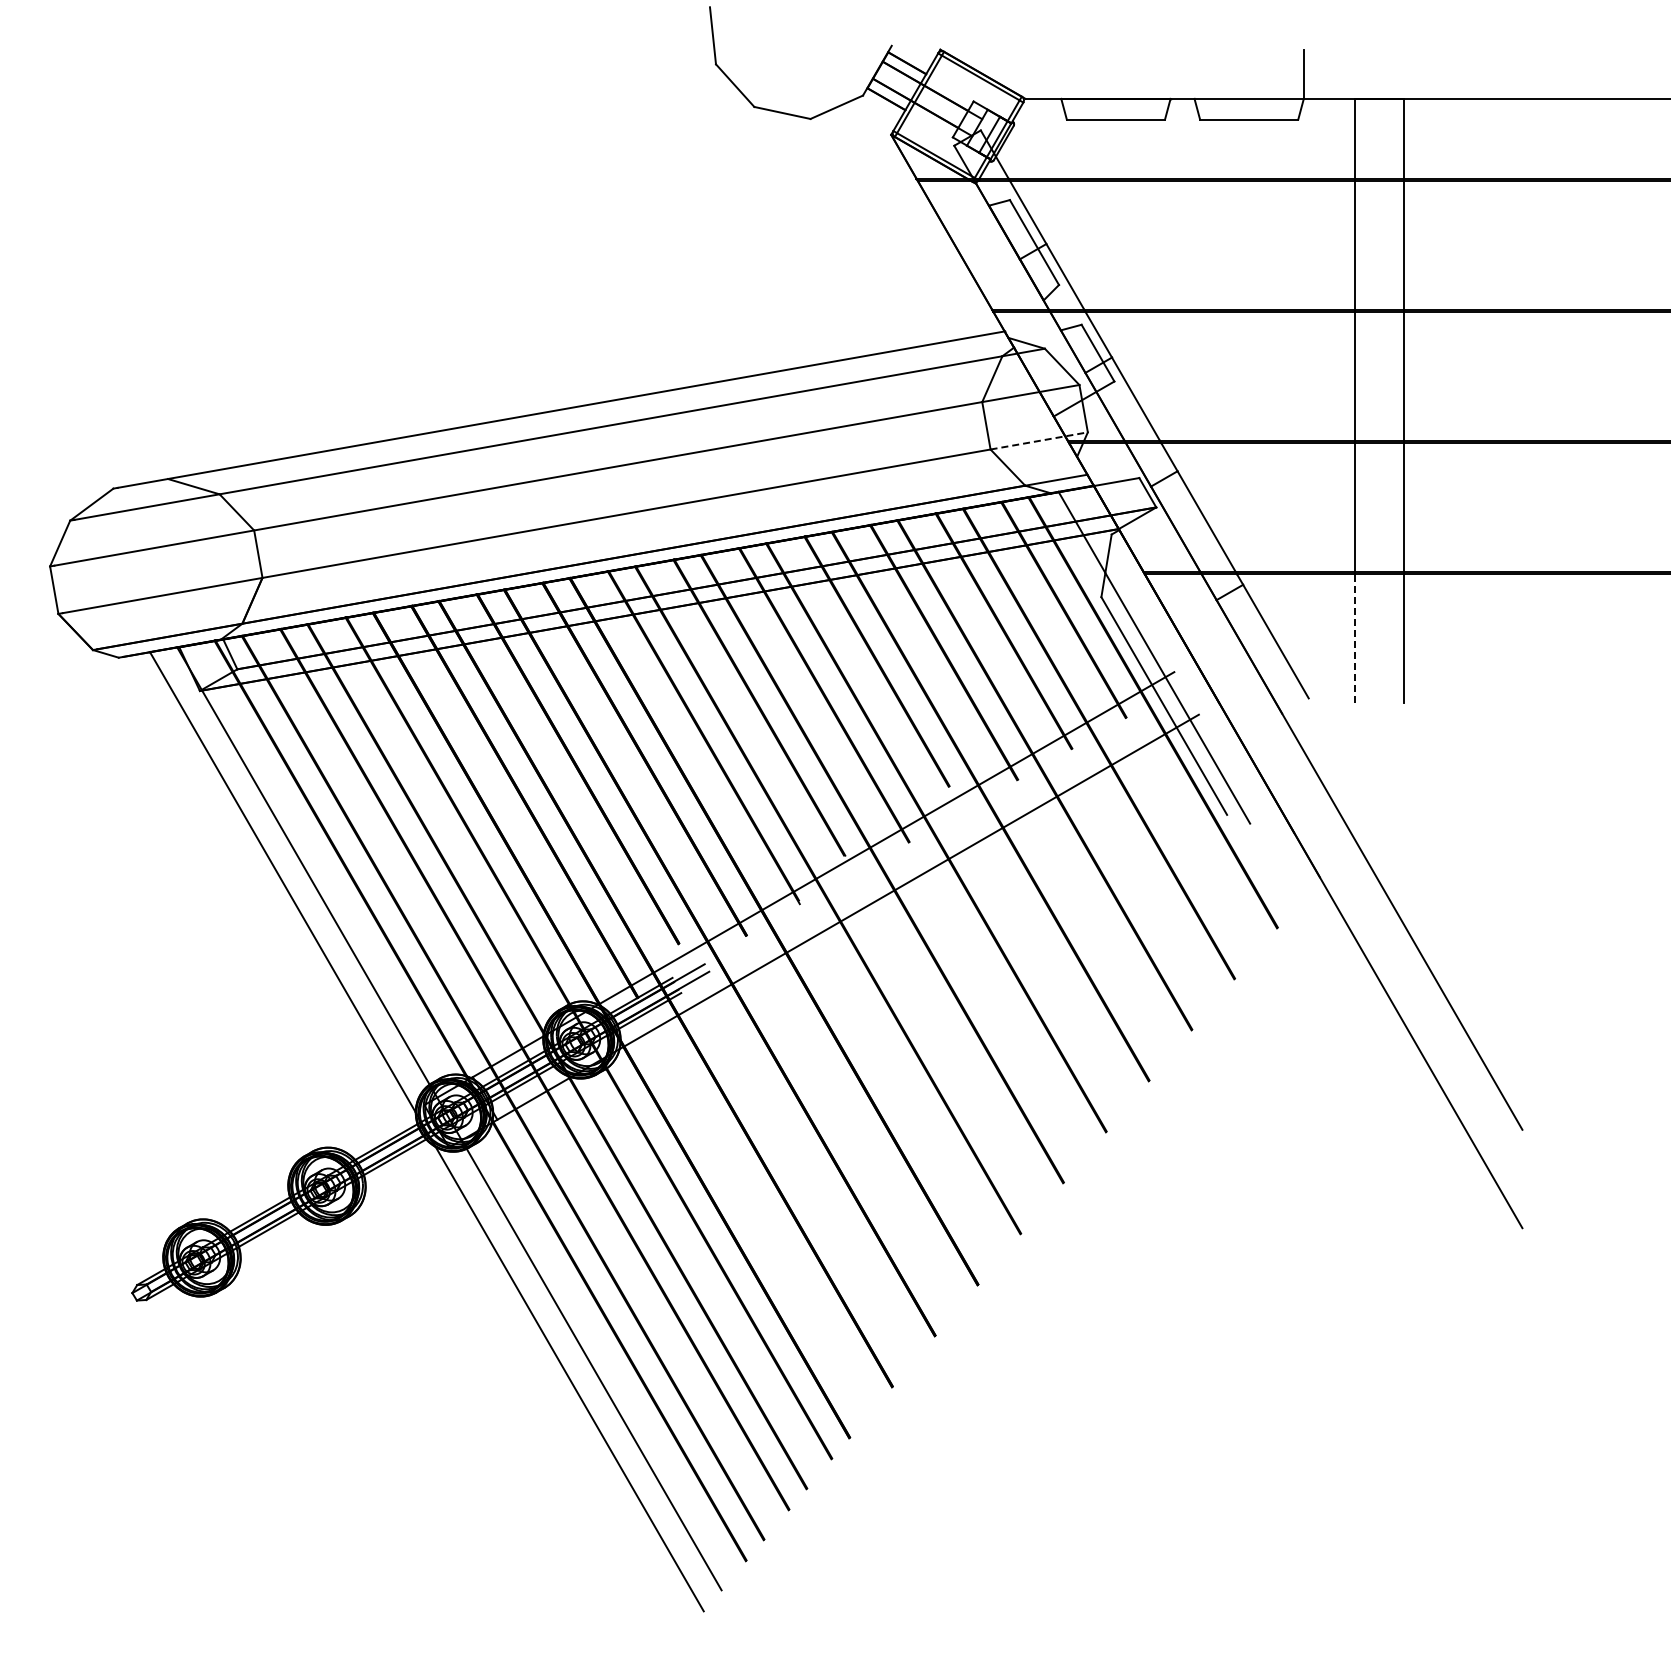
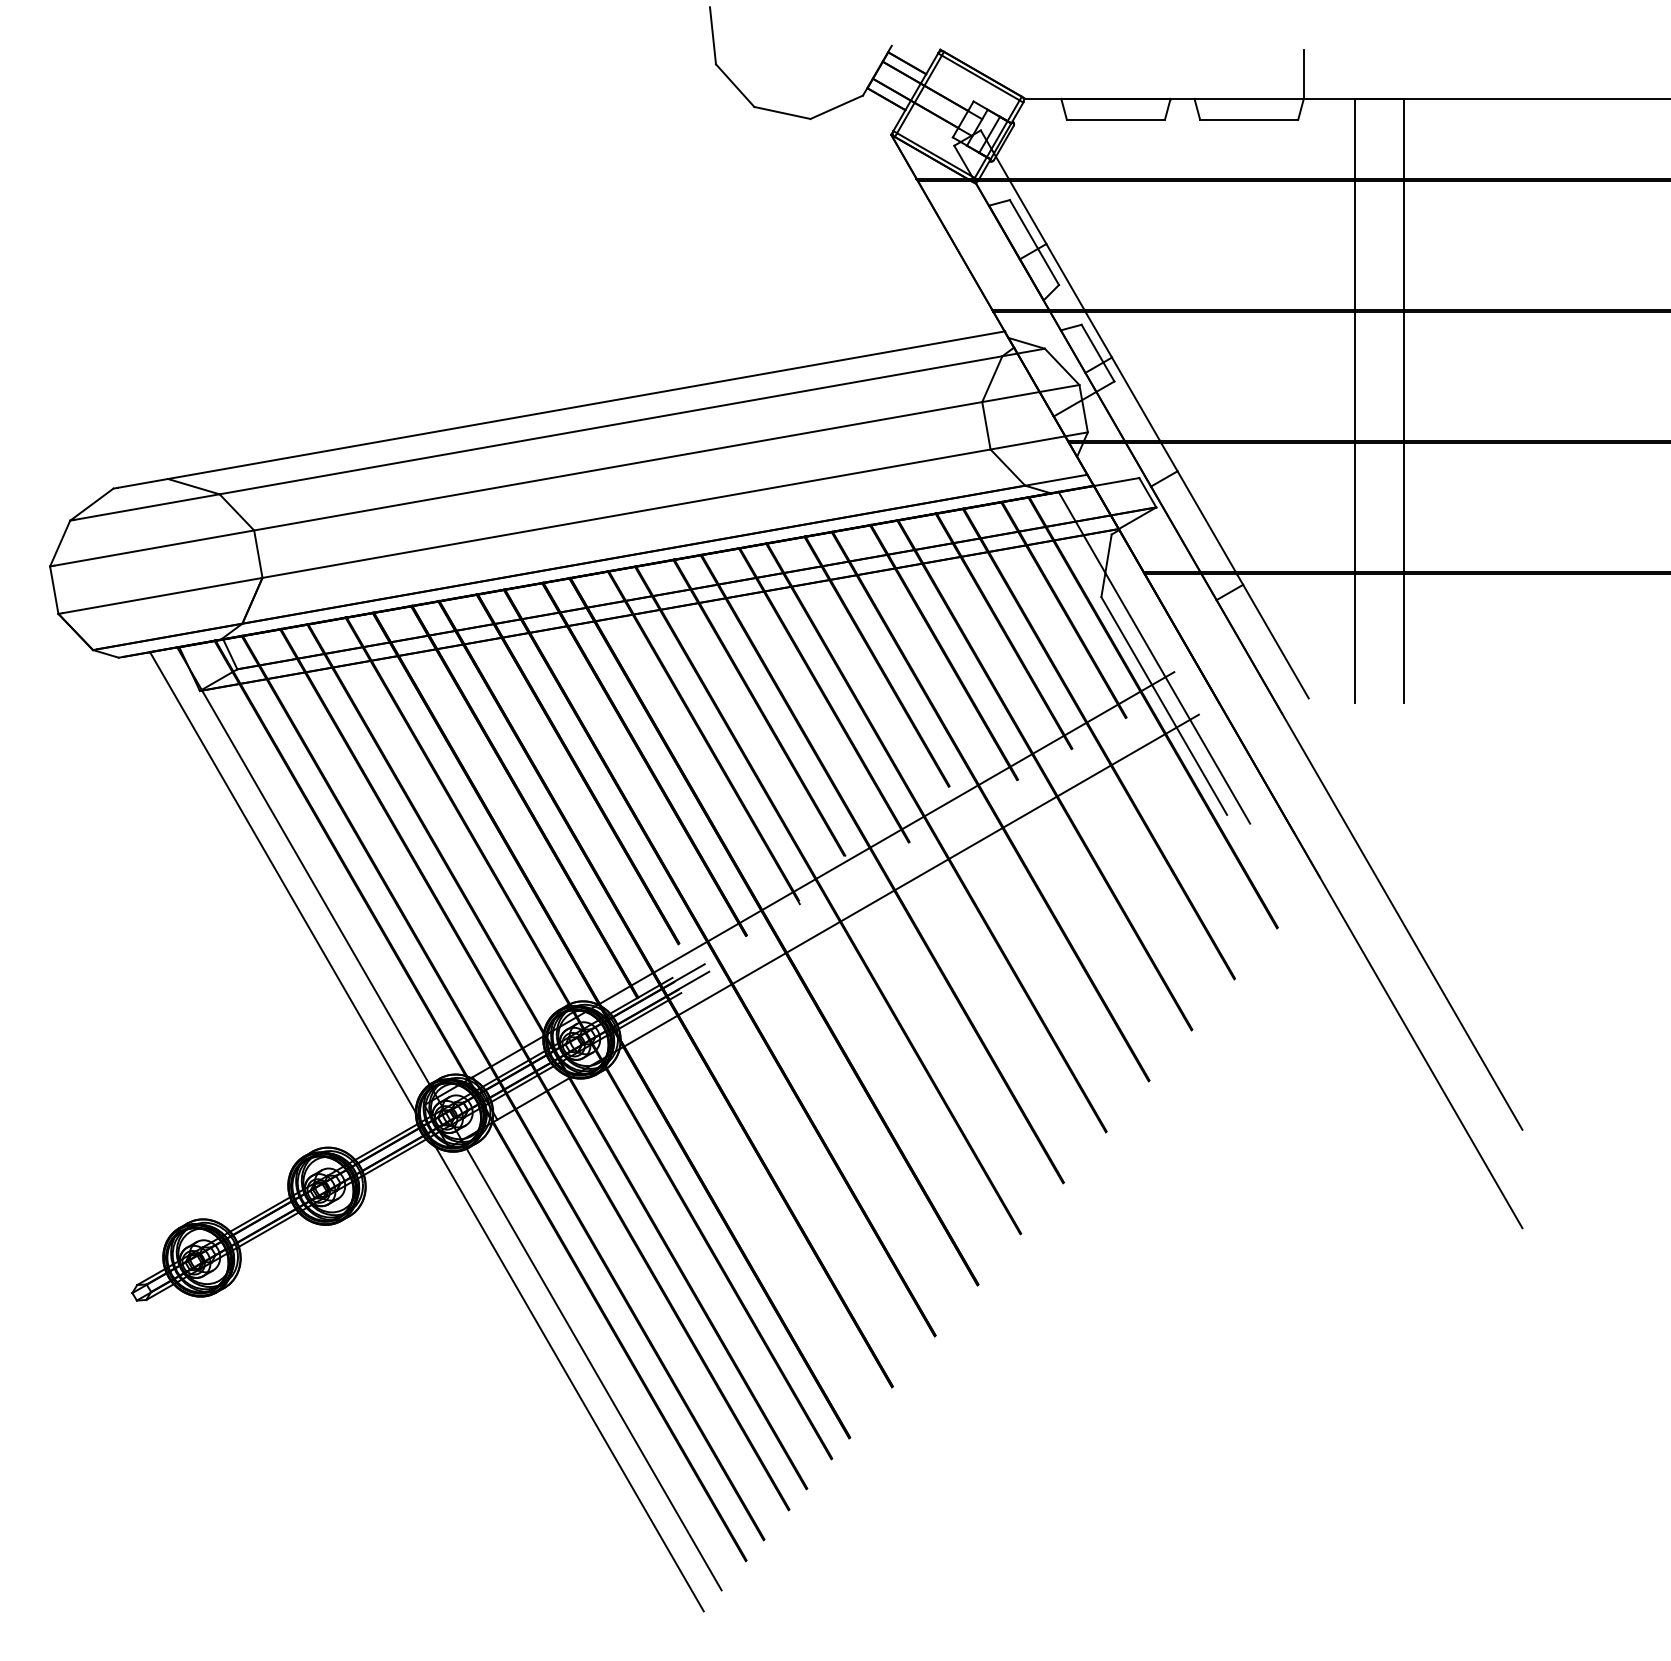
line: dashed -> solid (1039, 440)
line: dashed -> solid (1354, 638)
